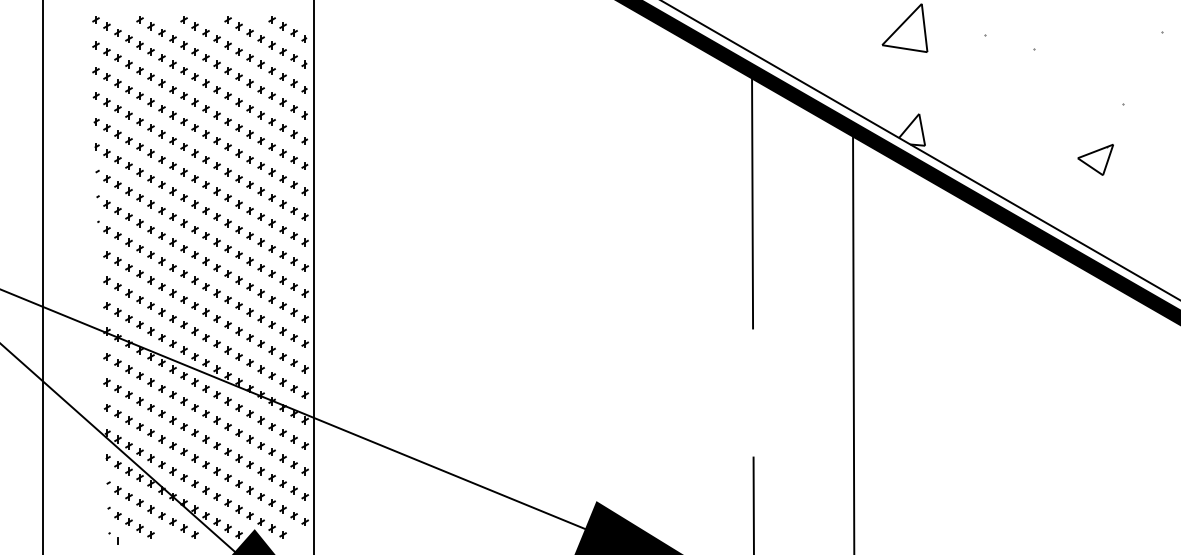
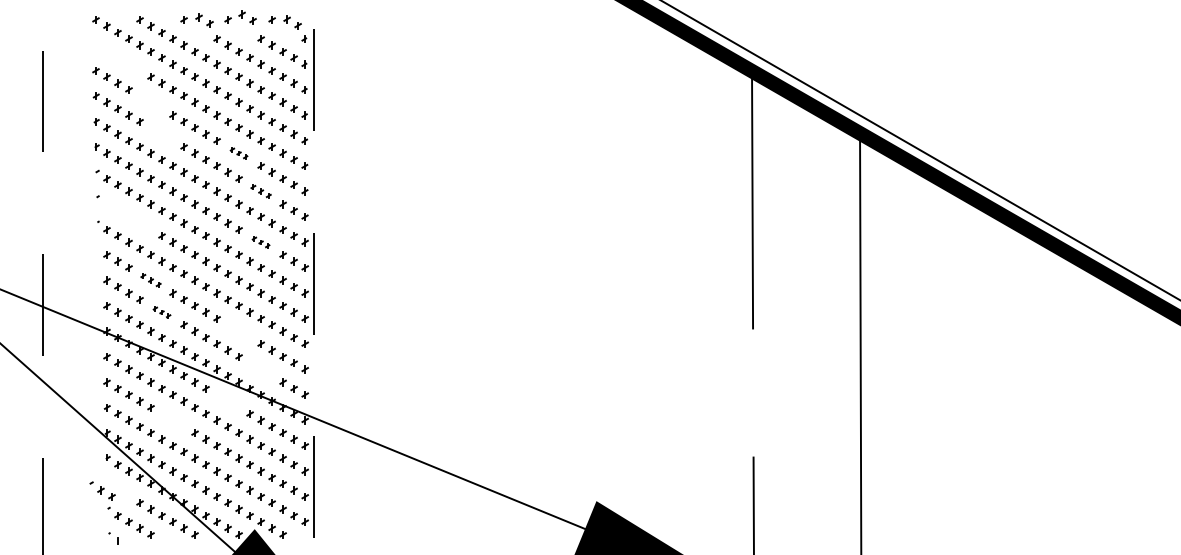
part position: (200, 29) -> (204, 20) (204, 20)
part position: (244, 29) -> (247, 17) (247, 17)
part position: (288, 29) -> (292, 22) (292, 22)
part: present -> none (117, 57)
hatch: present -> none (1021, 89)
part: present -> none (150, 102)
part: present -> none (161, 134)
part size: 30x21 px -> 20x13 px (238, 153)
part size: 30x21 px -> 22x15 px (260, 191)
part: present -> none (128, 216)
part size: 30x21 px -> 20x13 px (260, 242)
line: solid -> dashed (43, 277)
line: solid -> dashed (313, 277)
part size: 30x21 px -> 22x15 px (150, 280)
part size: 30x21 px -> 20x13 px (161, 312)
part: present -> none (238, 331)
line position: (853, 341) -> (860, 341) (860, 341)
part: present -> none (260, 369)
part: present -> none (227, 401)
part: present -> none (172, 420)
part position: (119, 490) -> (102, 490) (102, 490)
